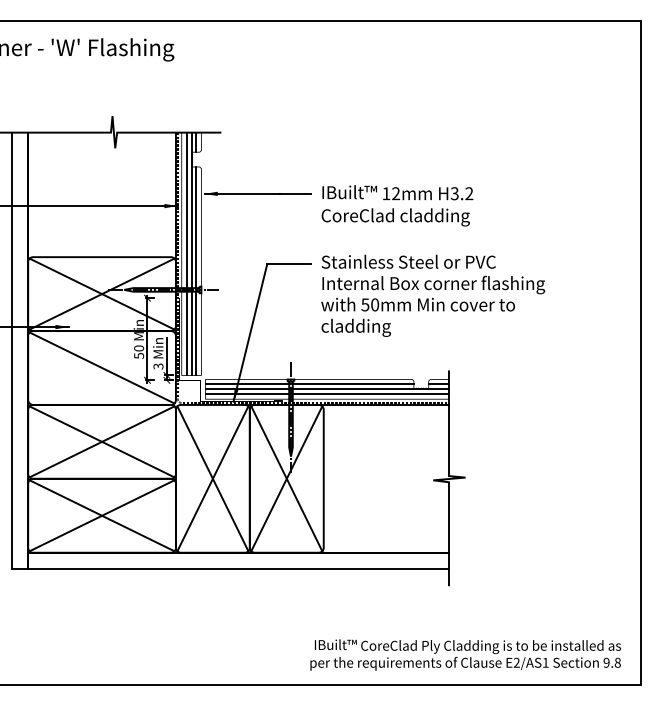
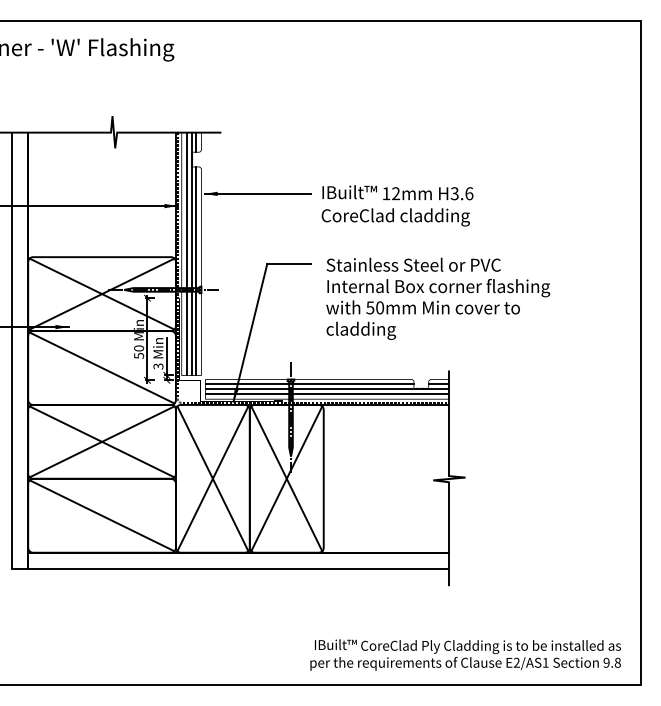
text: H3.2 -> H3.6 (469, 193)
text position: (433, 295) -> (438, 298) (438, 298)
line: present -> none (101, 515)
